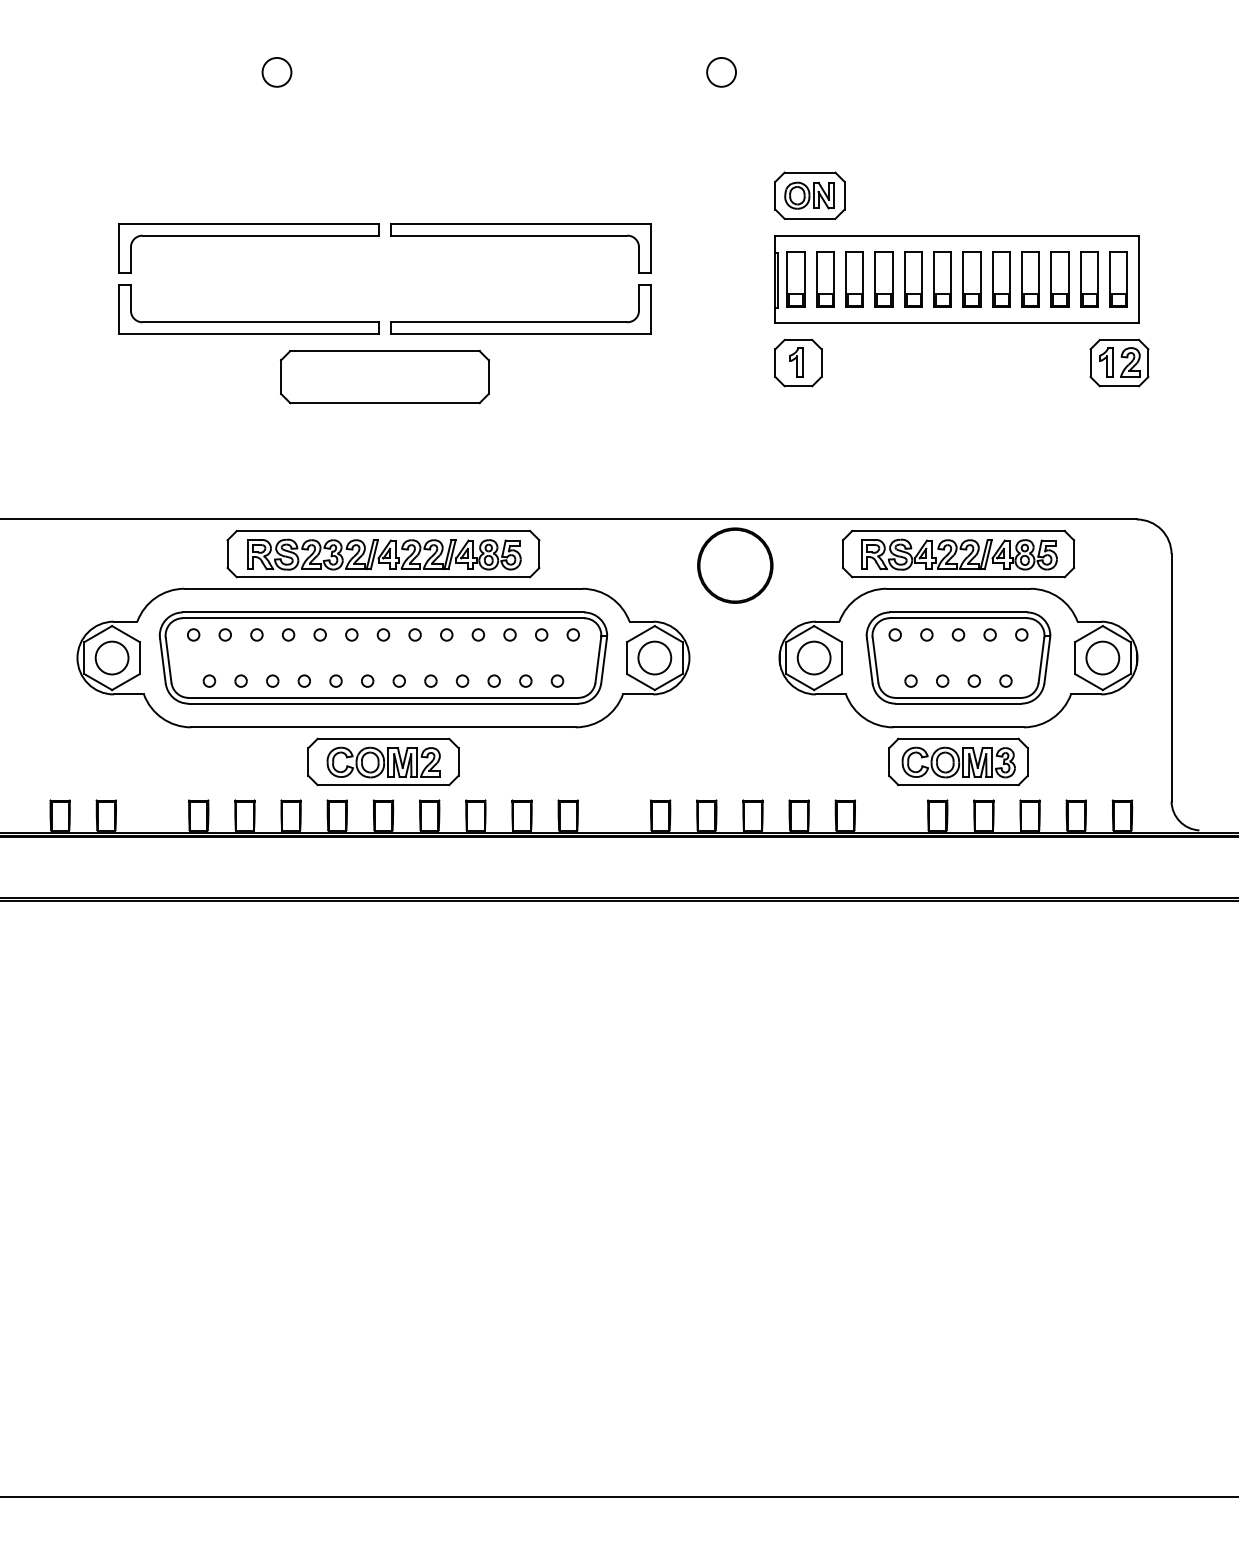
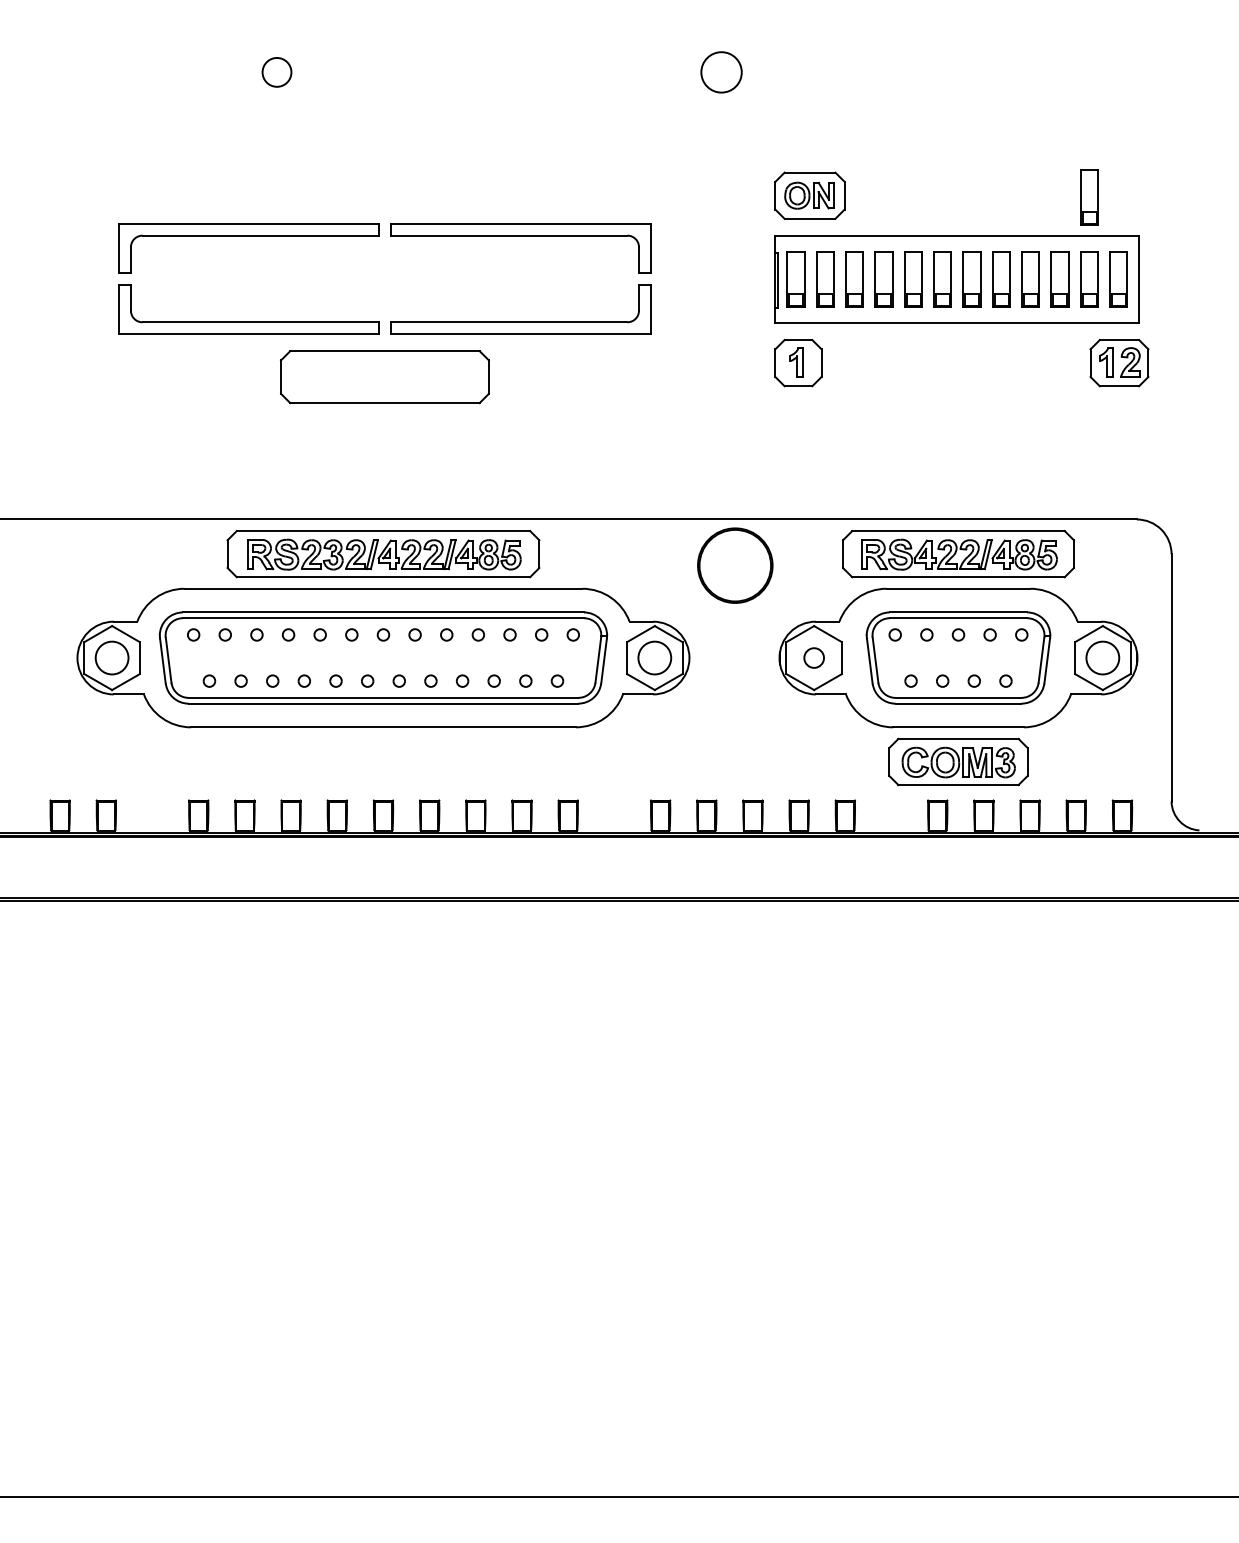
circle diameter: 29 px -> 40 px (721, 72)
part: none -> present (1089, 197)
circle diameter: 33 px -> 20 px (814, 657)
part: present -> none (383, 761)
